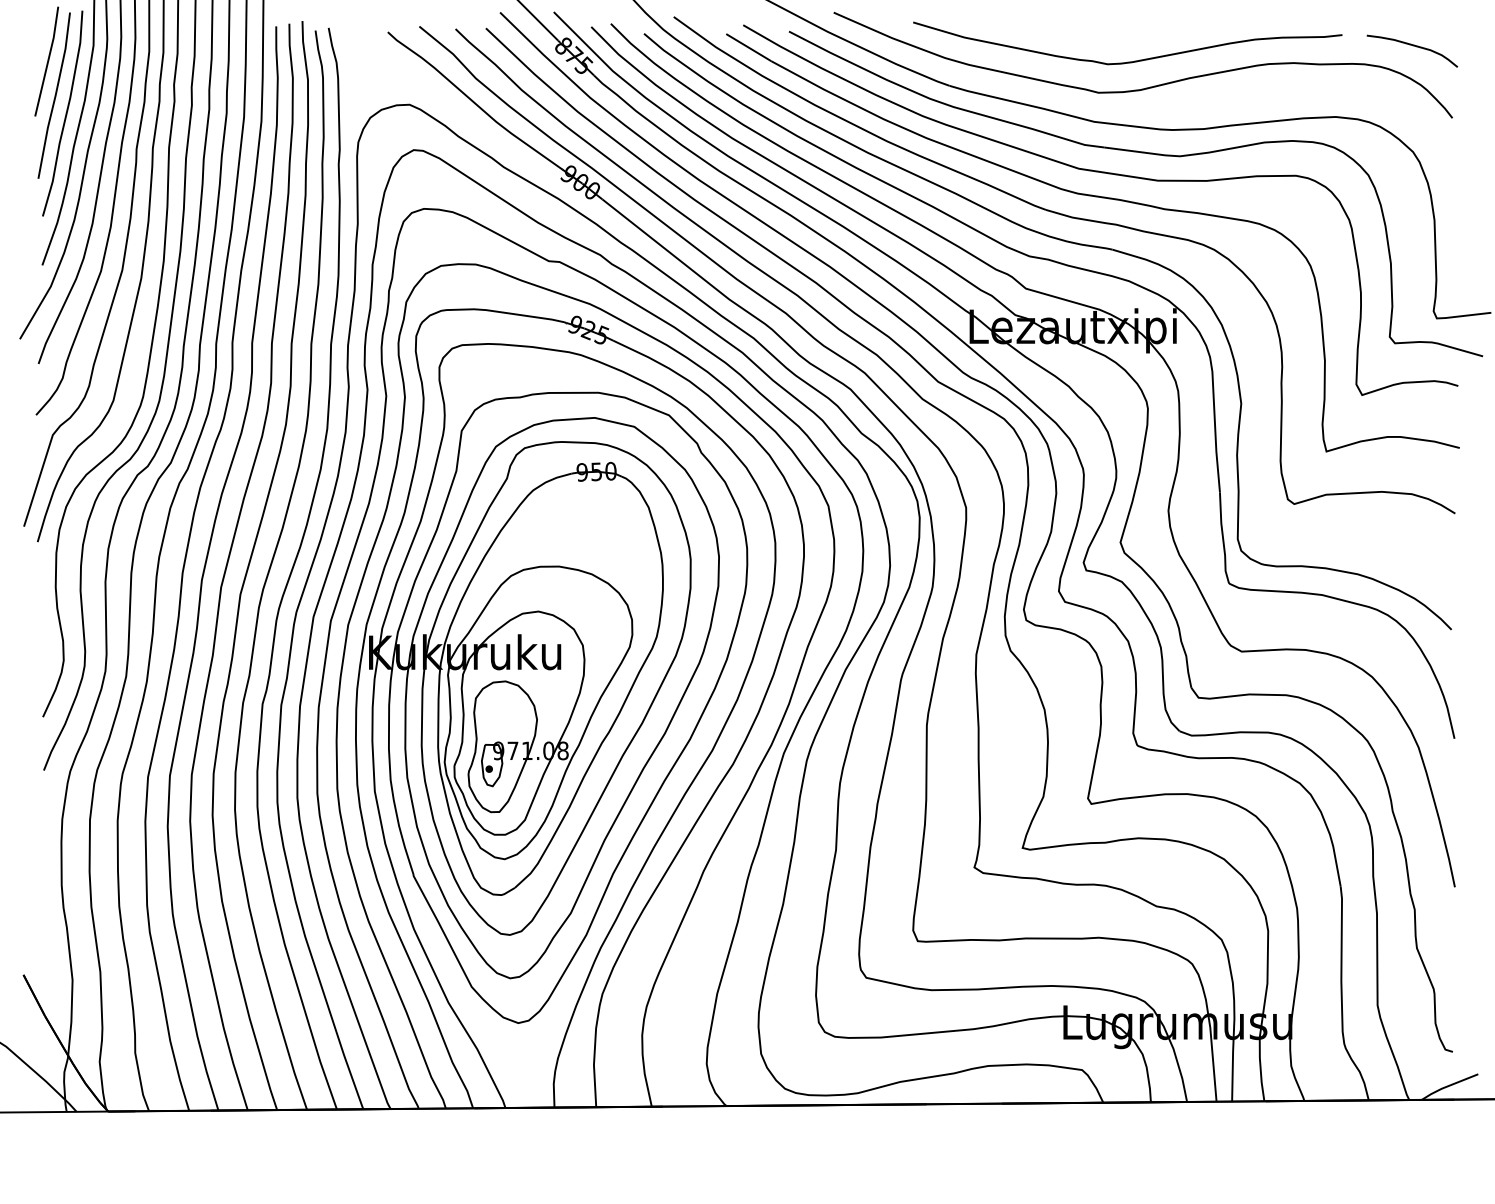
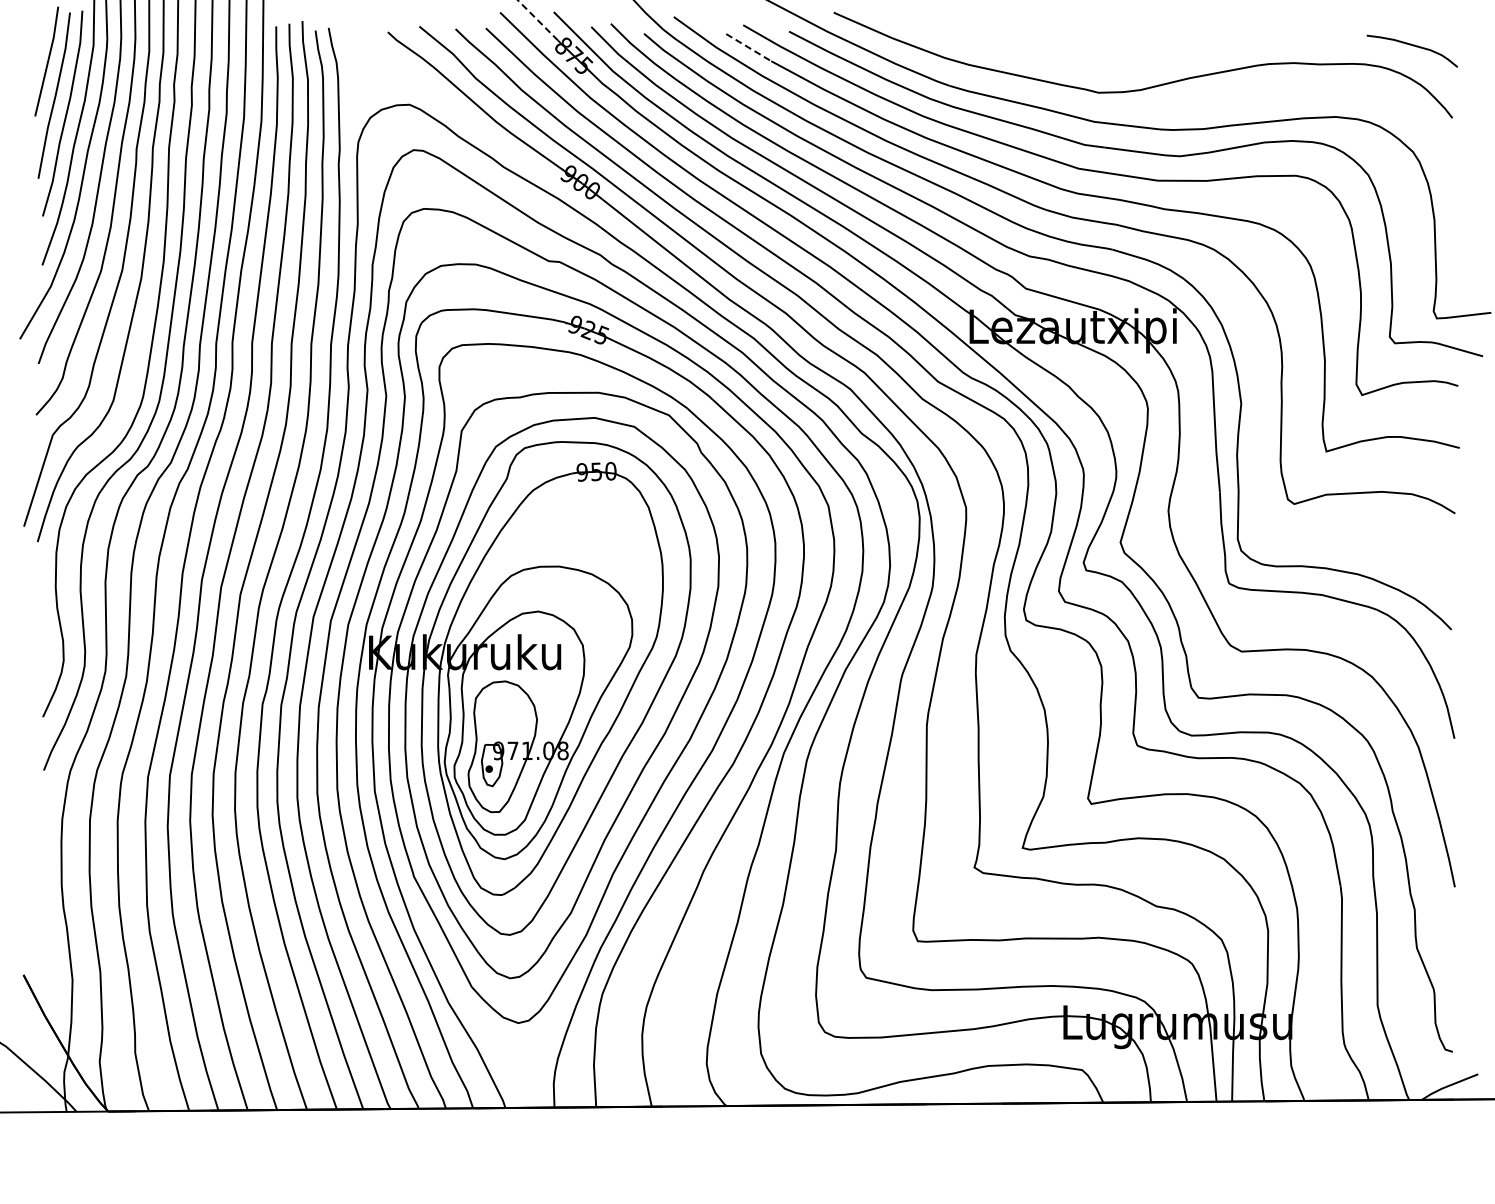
line: solid -> dashed (537, 20)
line: solid -> dashed (749, 47)
curve: present -> none (1127, 61)
